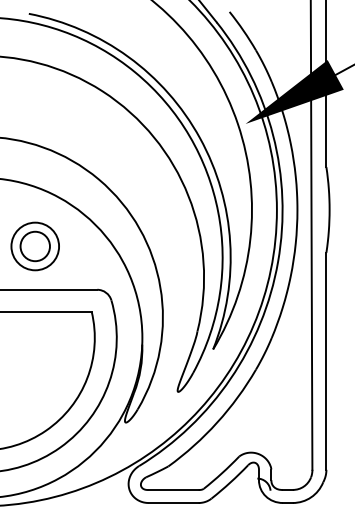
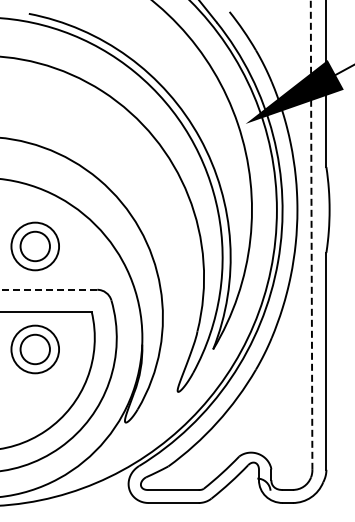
line: solid -> dashed (311, 235)
line: solid -> dashed (48, 289)
part: none -> present (34, 349)
